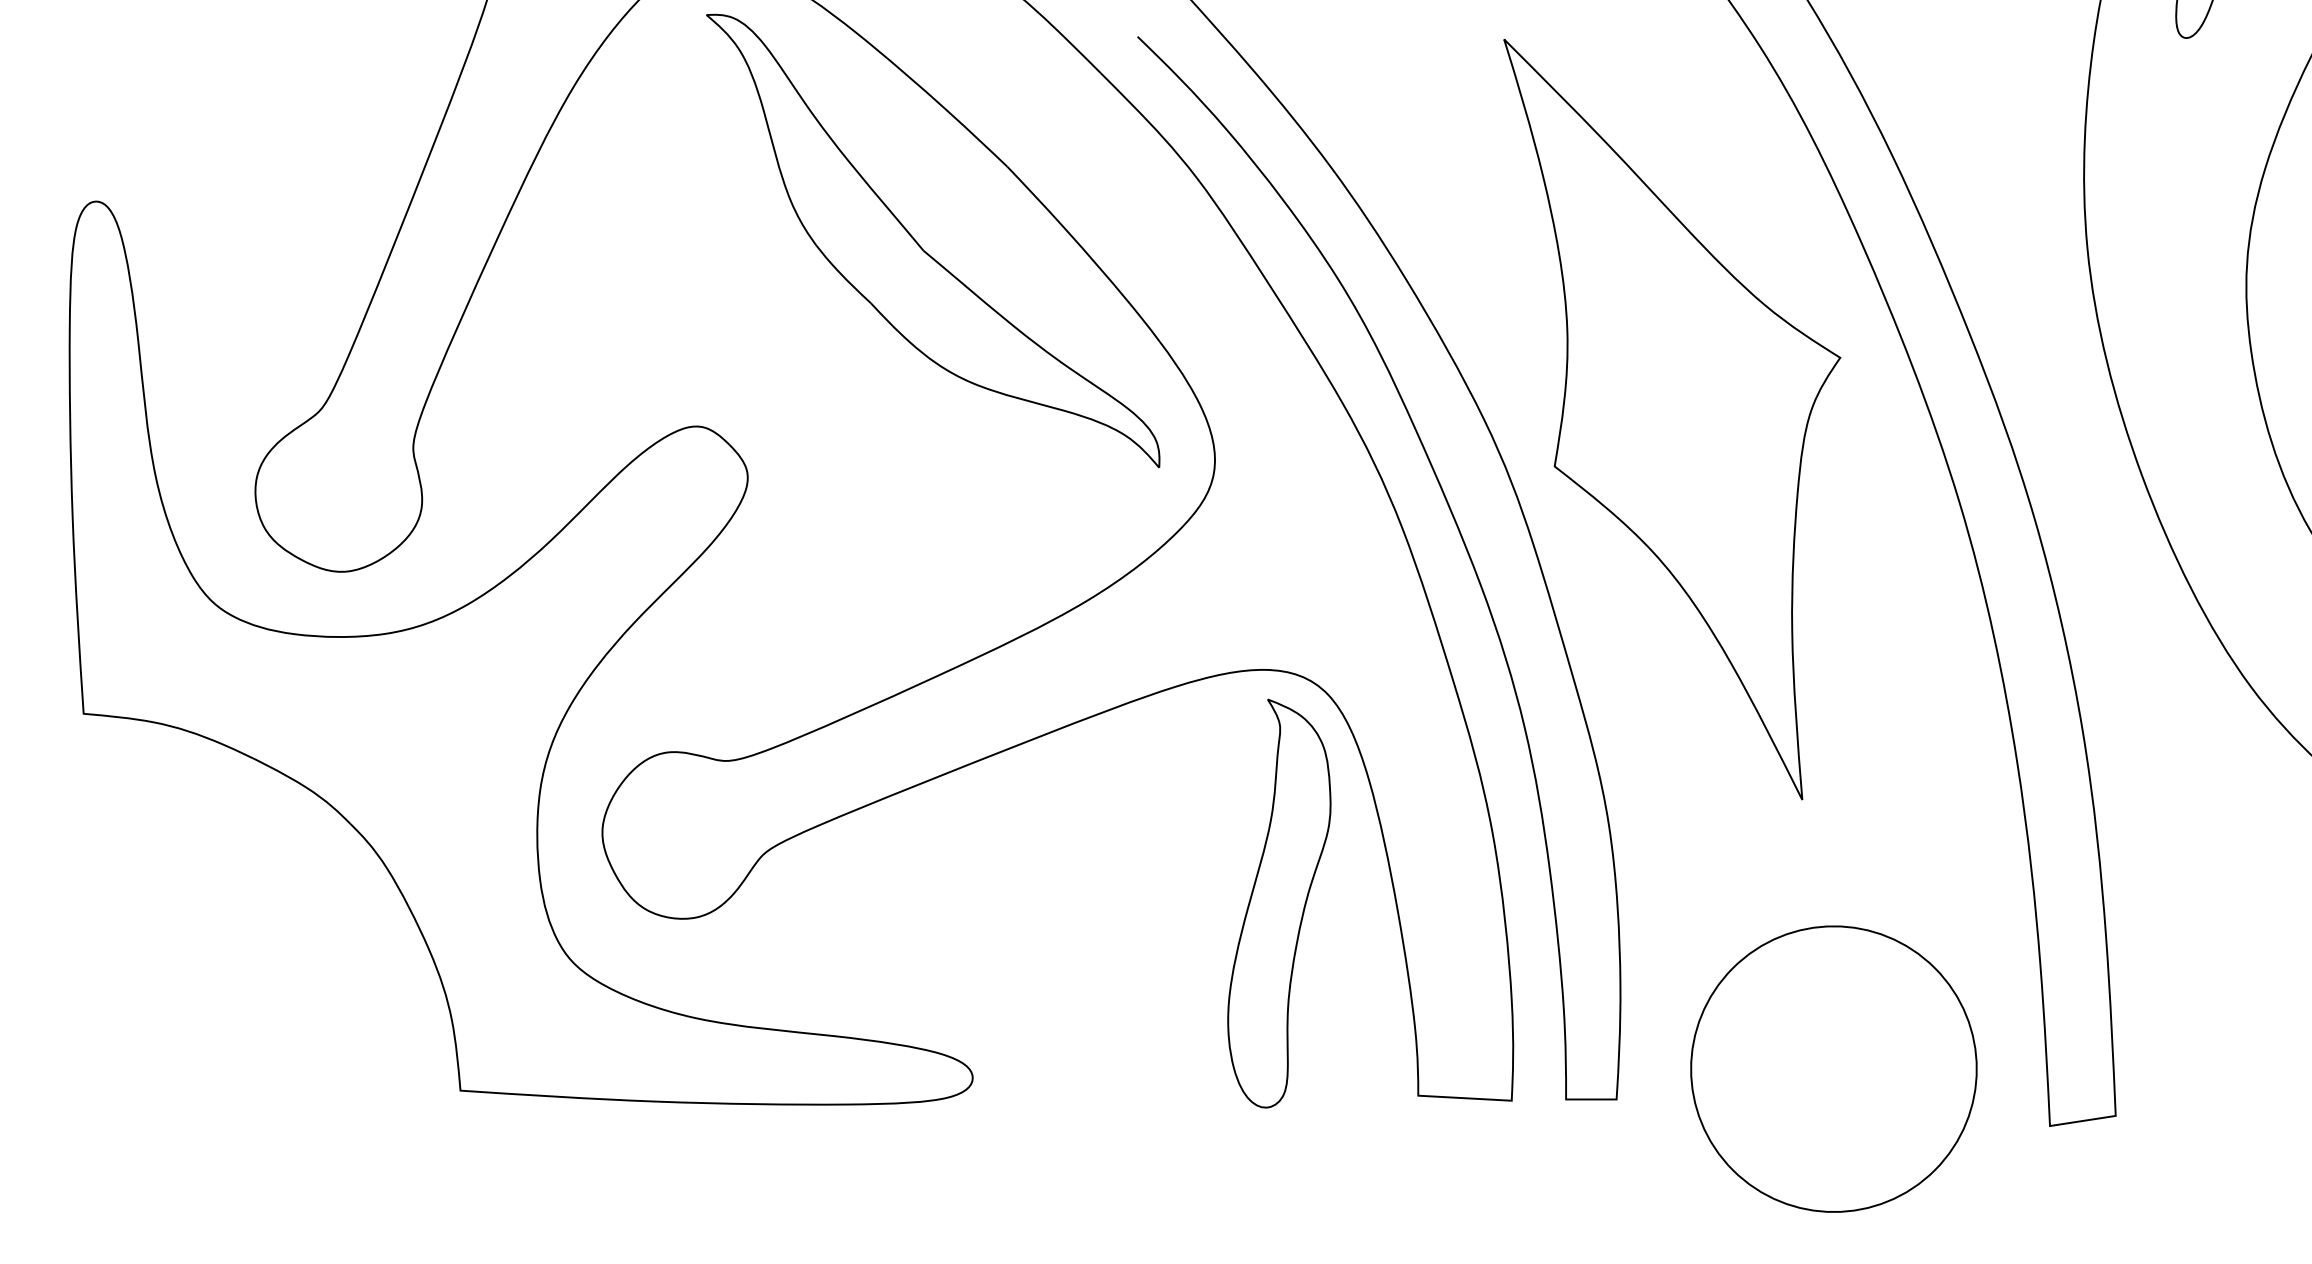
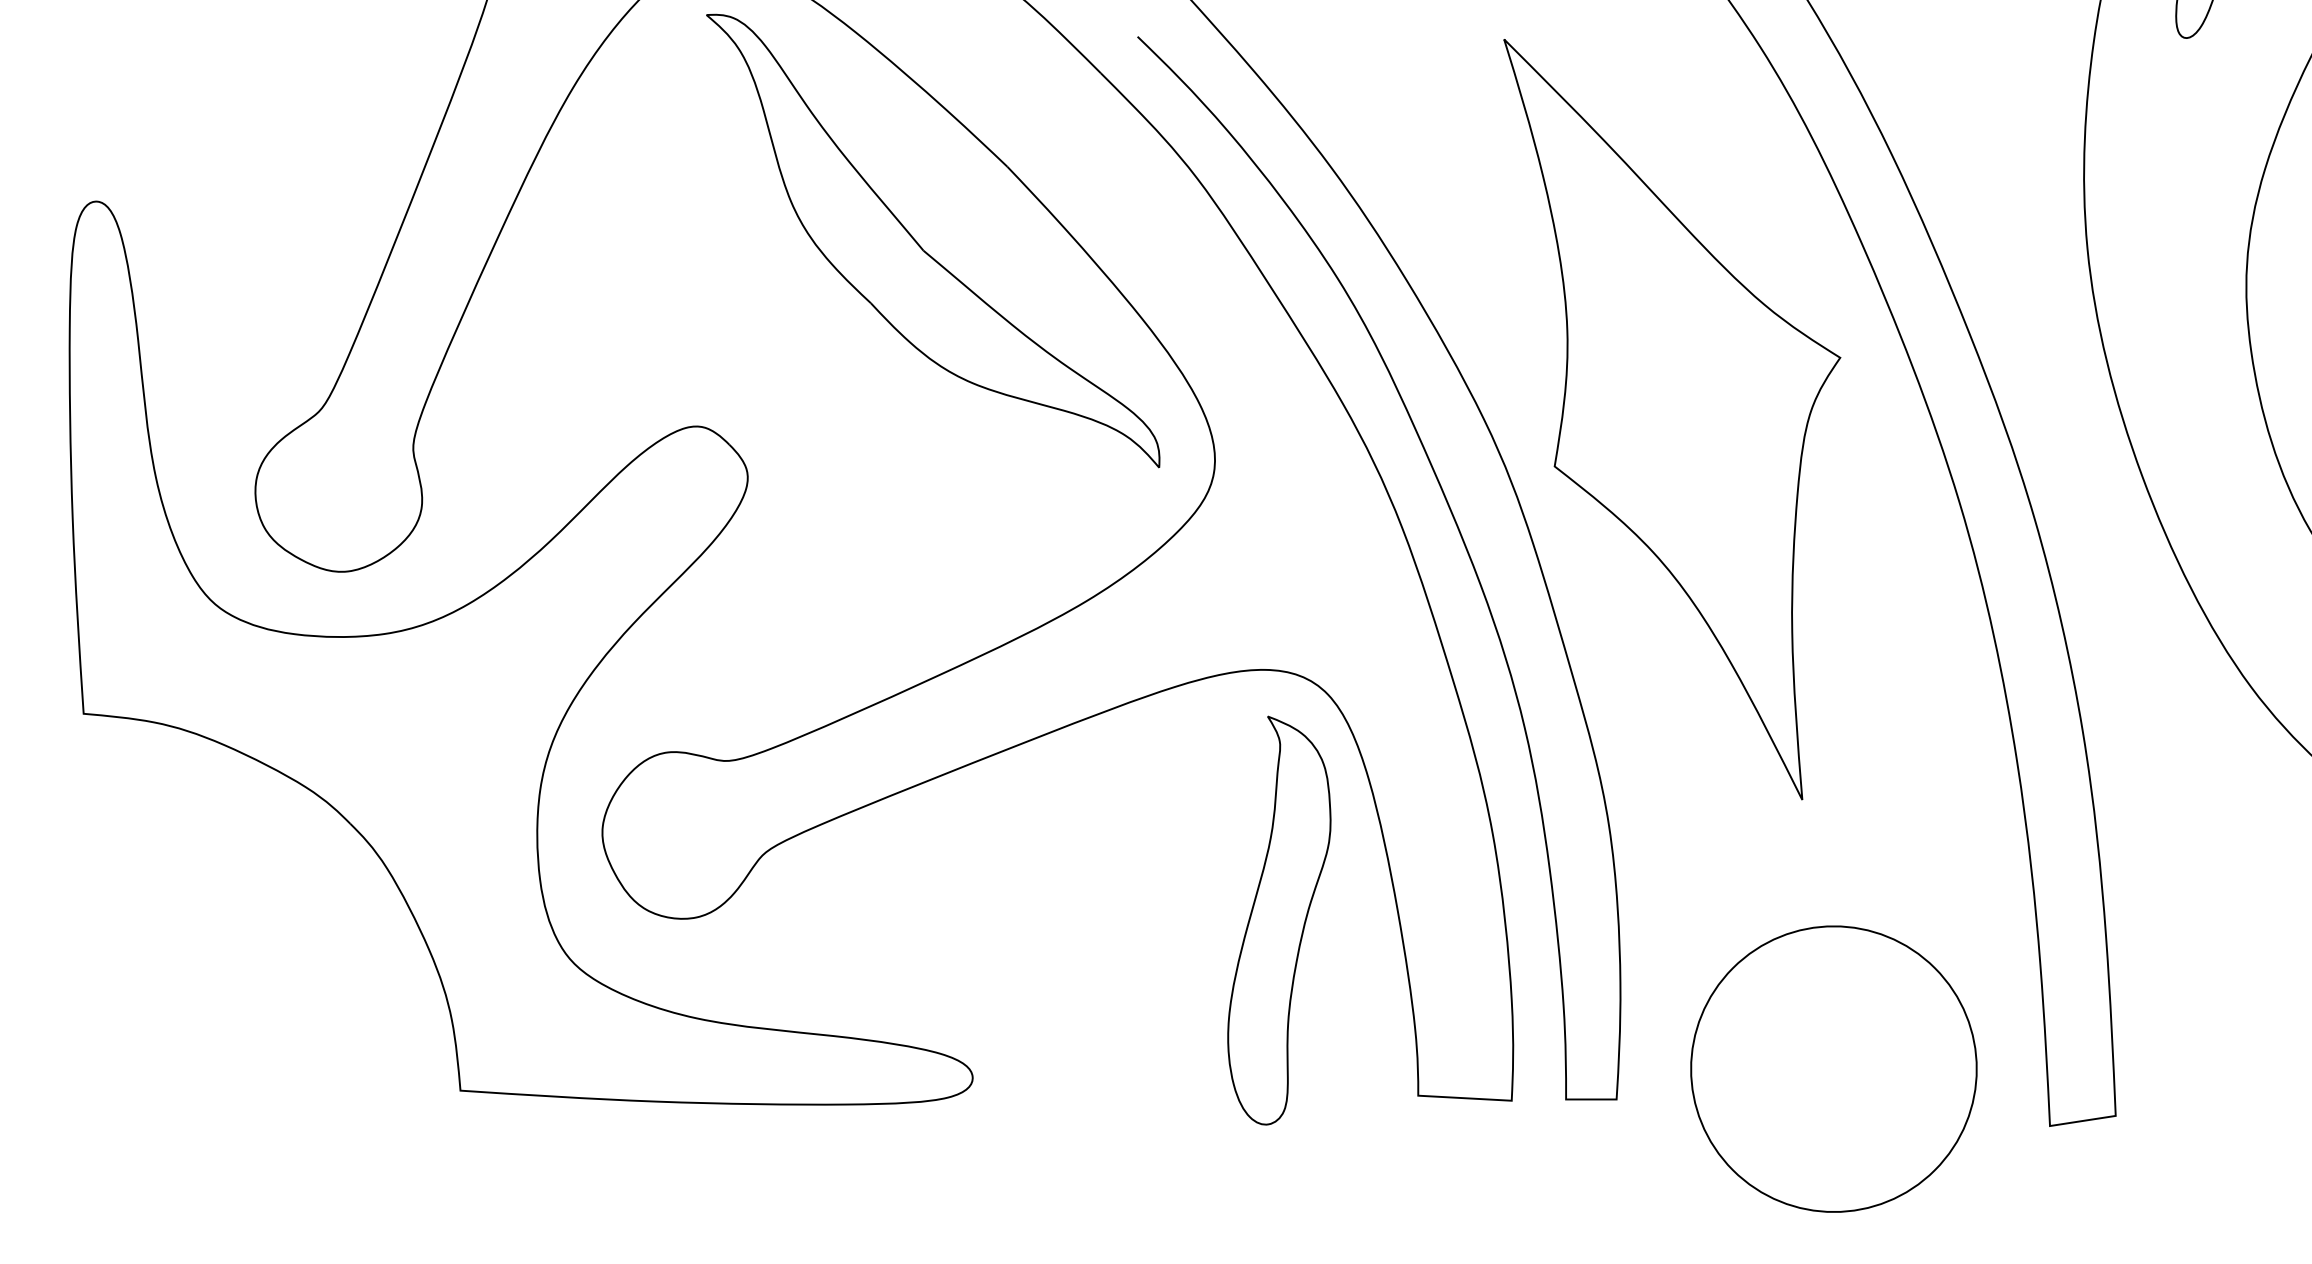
part position: (1279, 903) -> (1279, 920) (1279, 920)
